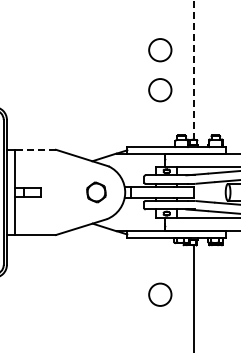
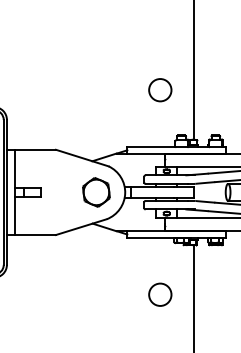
circle: present -> none (160, 50)
line: dashed -> solid (194, 69)
line: dashed -> solid (35, 149)
part size: 21x23 px -> 29x31 px (96, 192)
